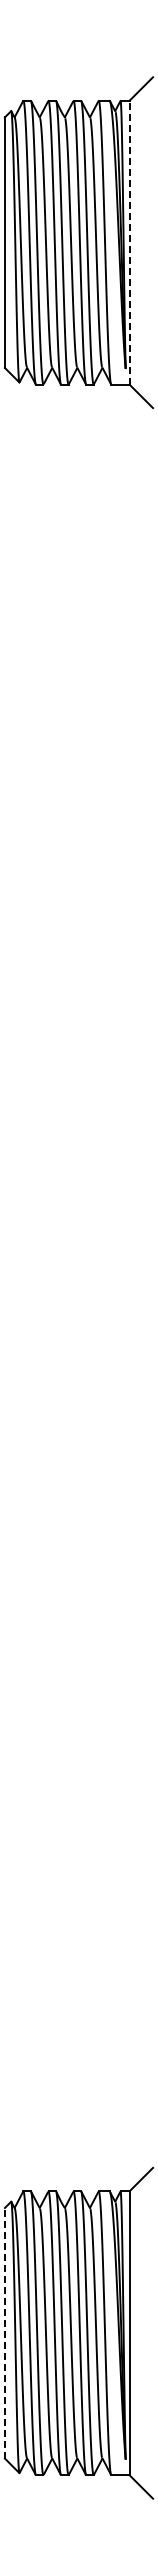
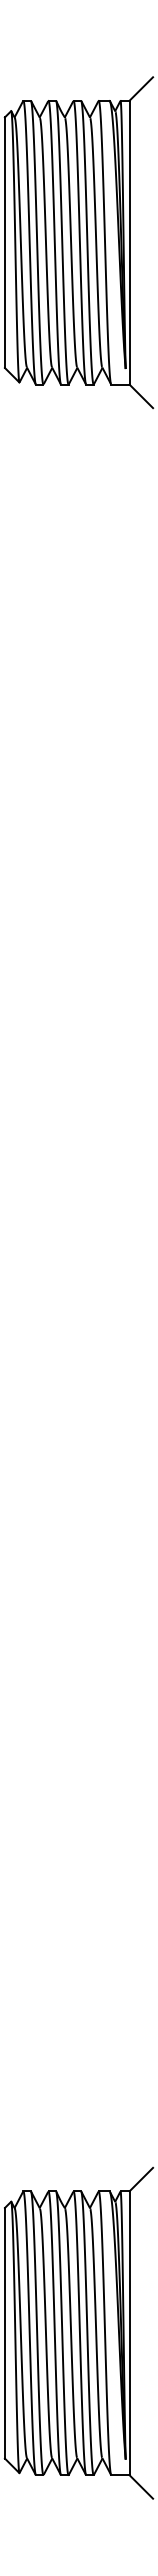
line: dashed -> solid (129, 242)
line: dashed -> solid (4, 2332)
